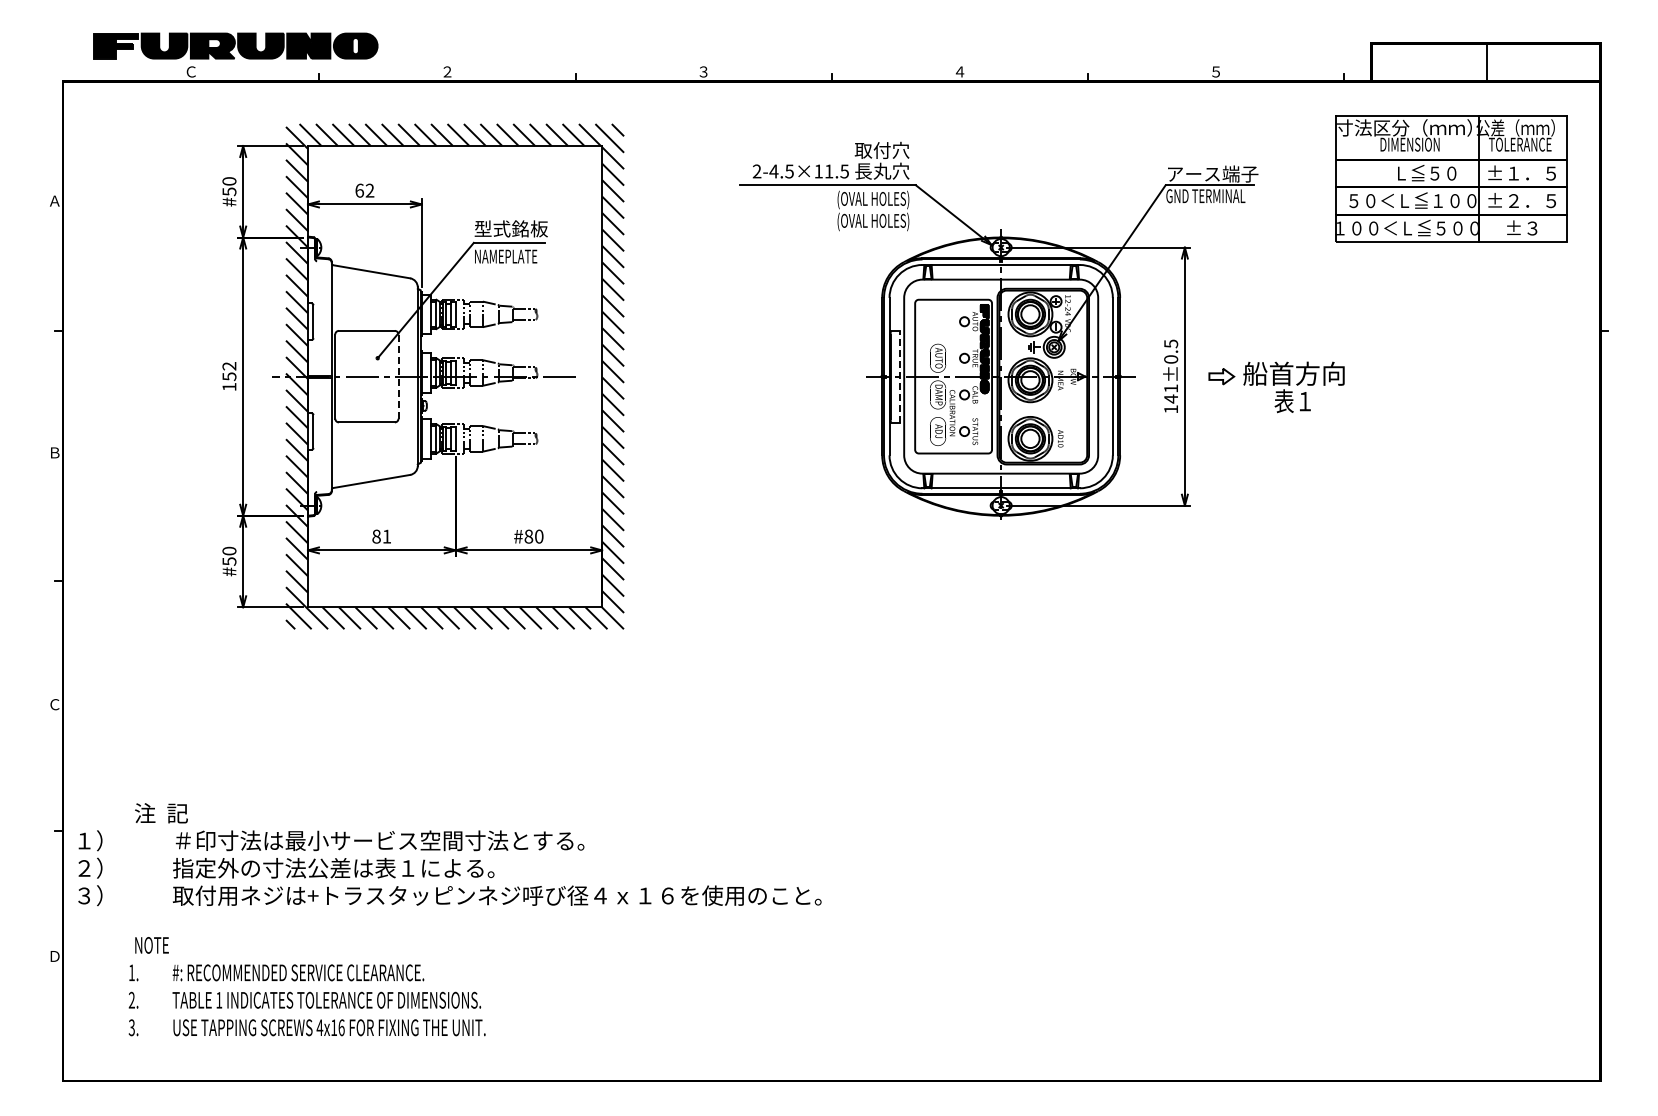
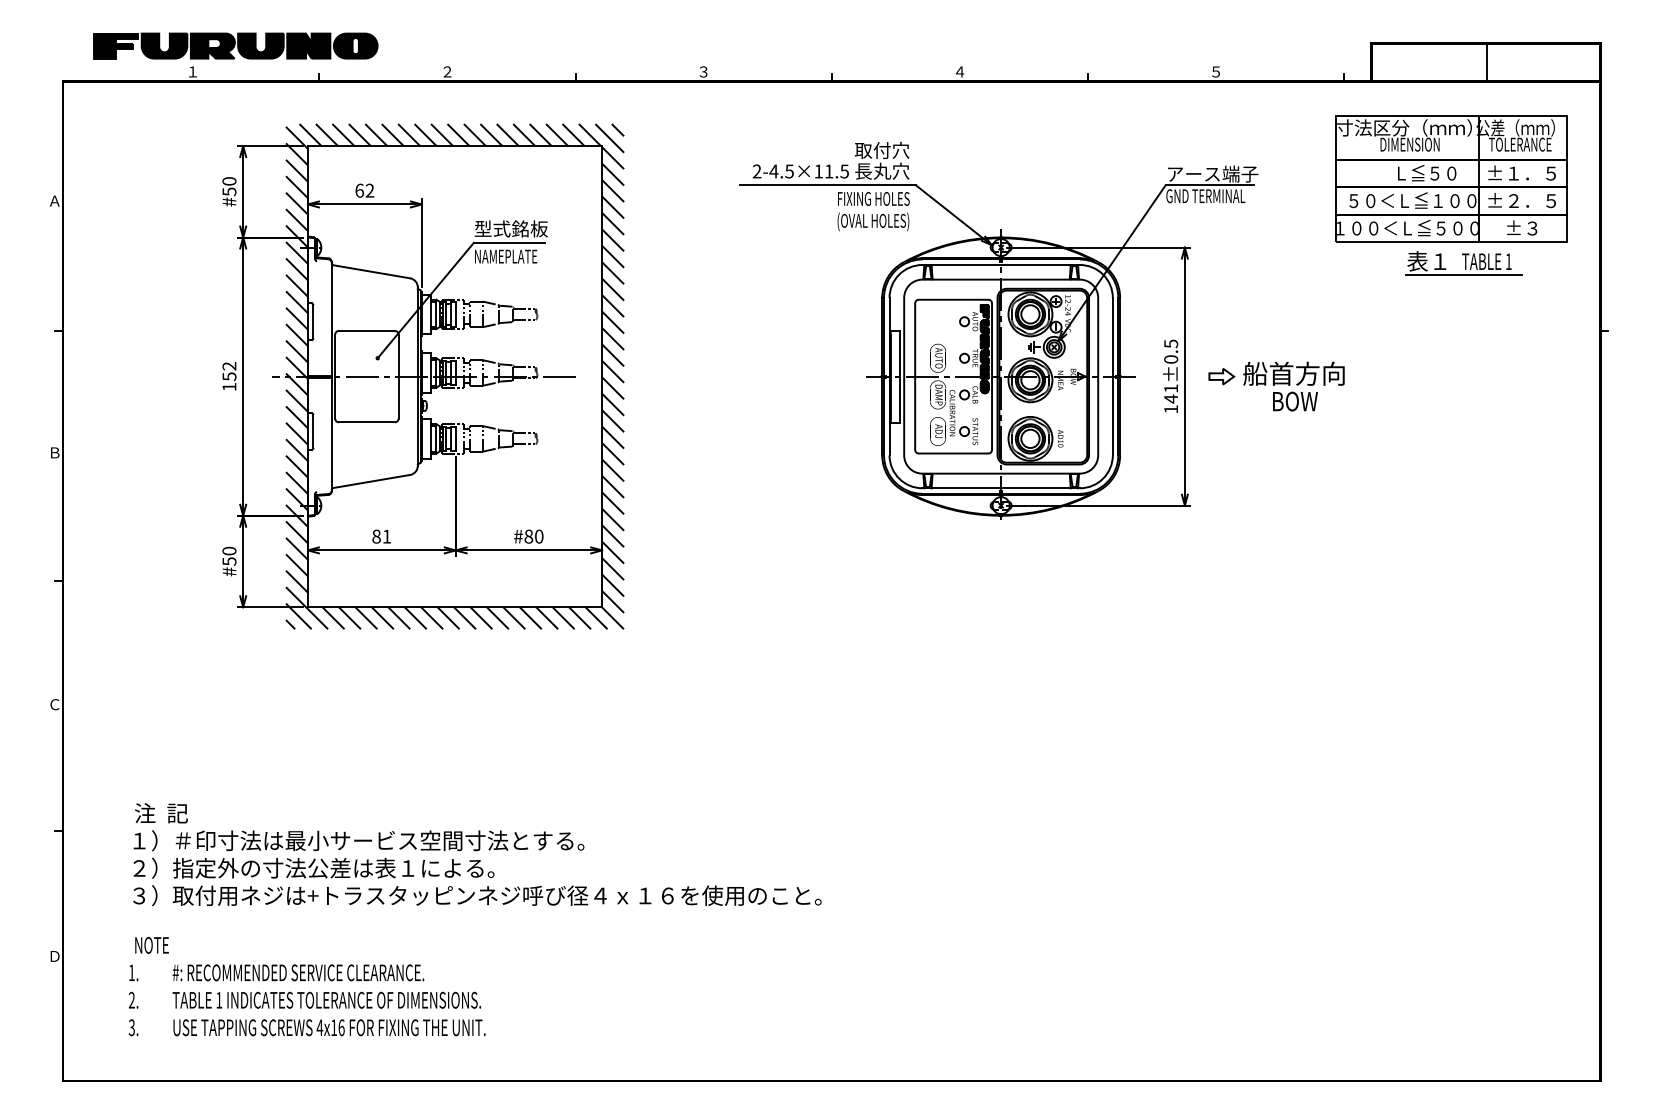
text: Ｃ -> １ (191, 71)
text: (OVAL HOLES) -> FIXING HOLES (873, 199)
part: none -> present (1463, 263)
line: dashed -> solid (899, 376)
line: dashed -> solid (398, 377)
text: 表１ -> BOW (1295, 401)
text position: (90, 868) -> (145, 868) (145, 868)
